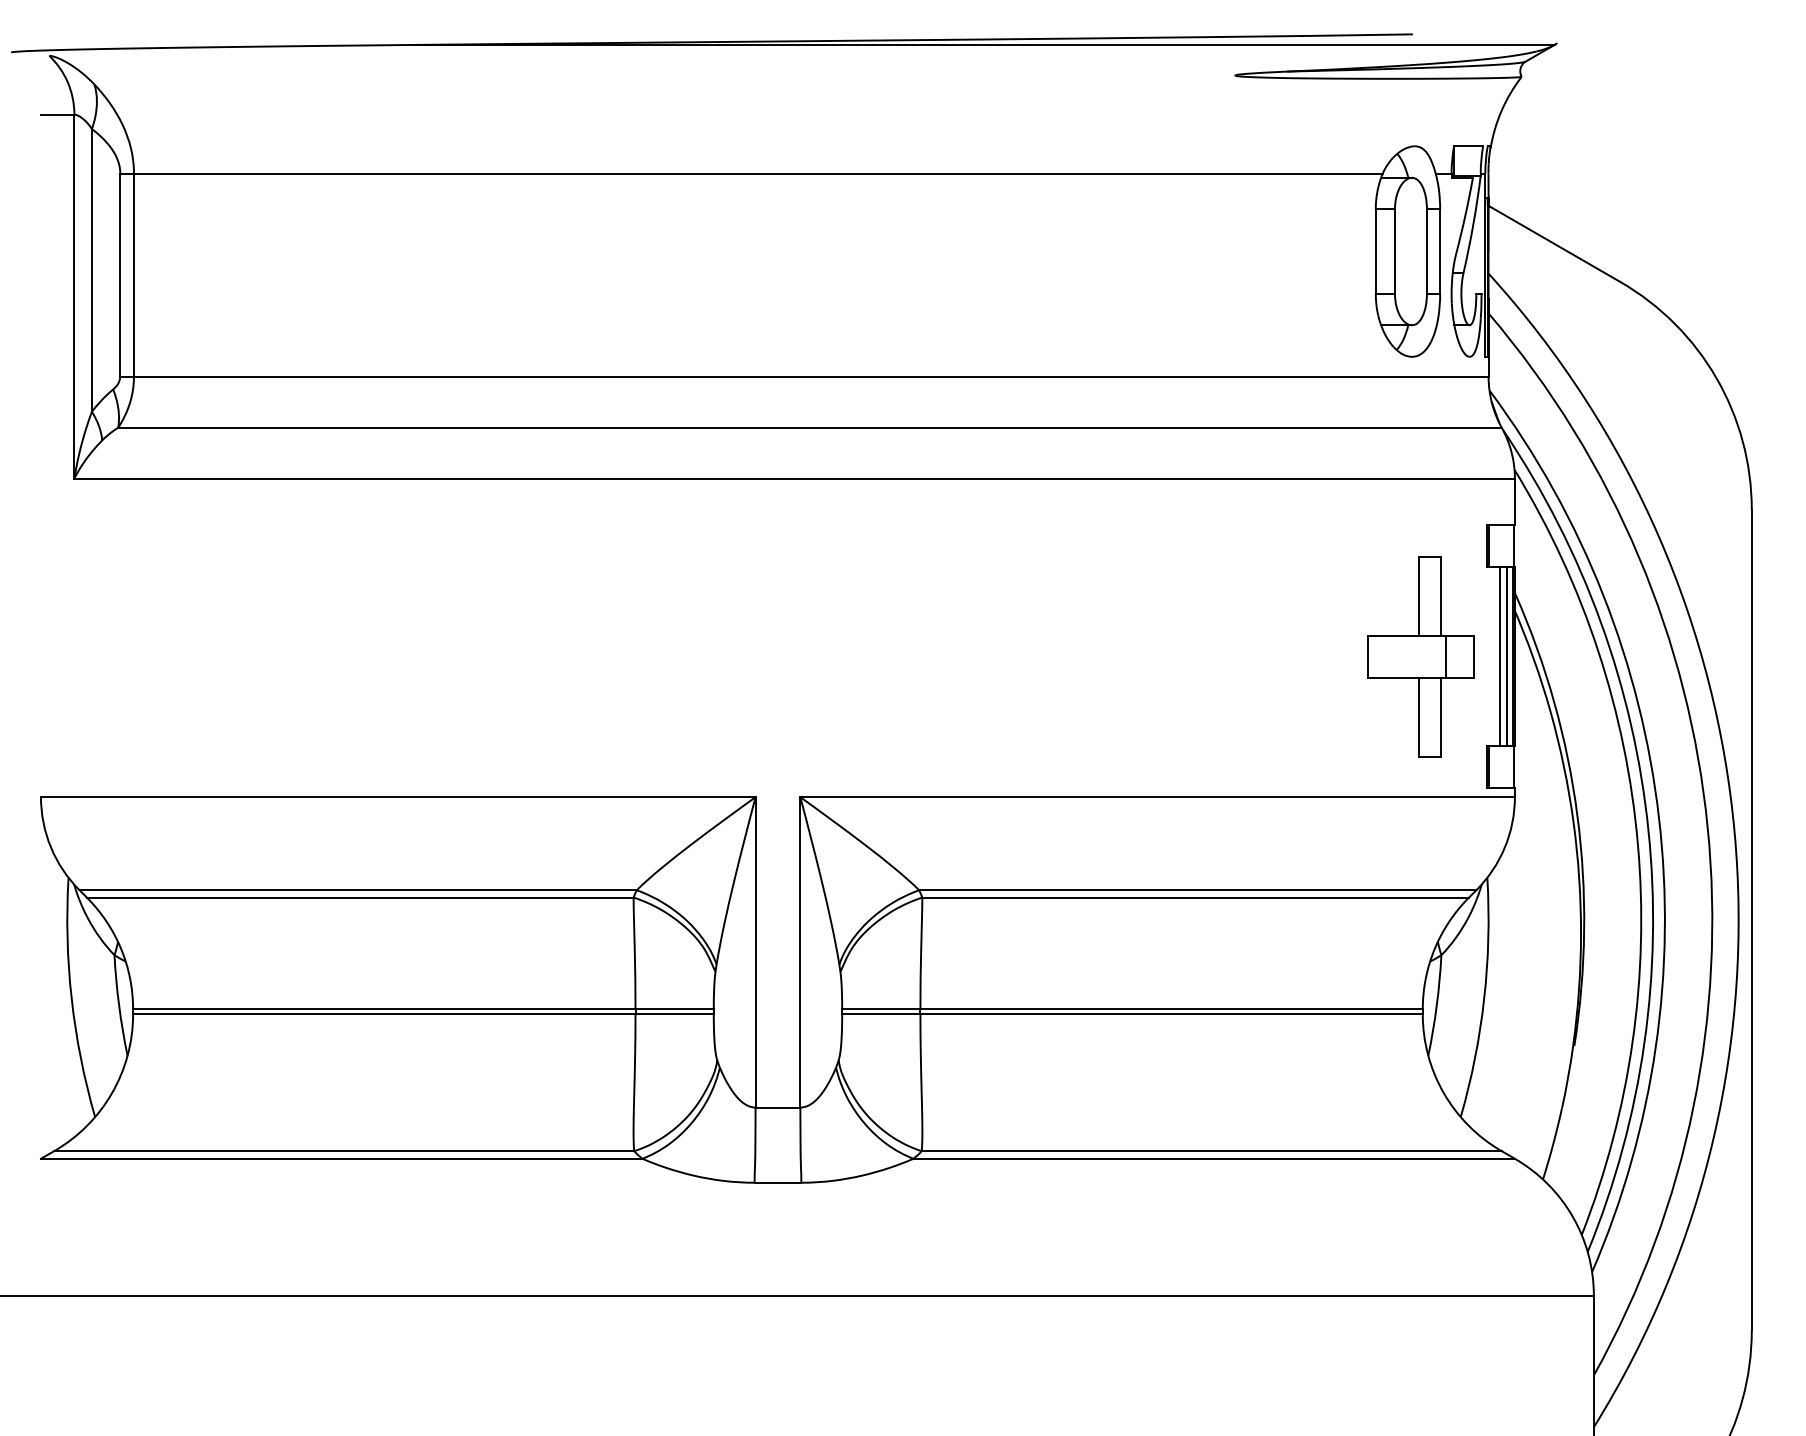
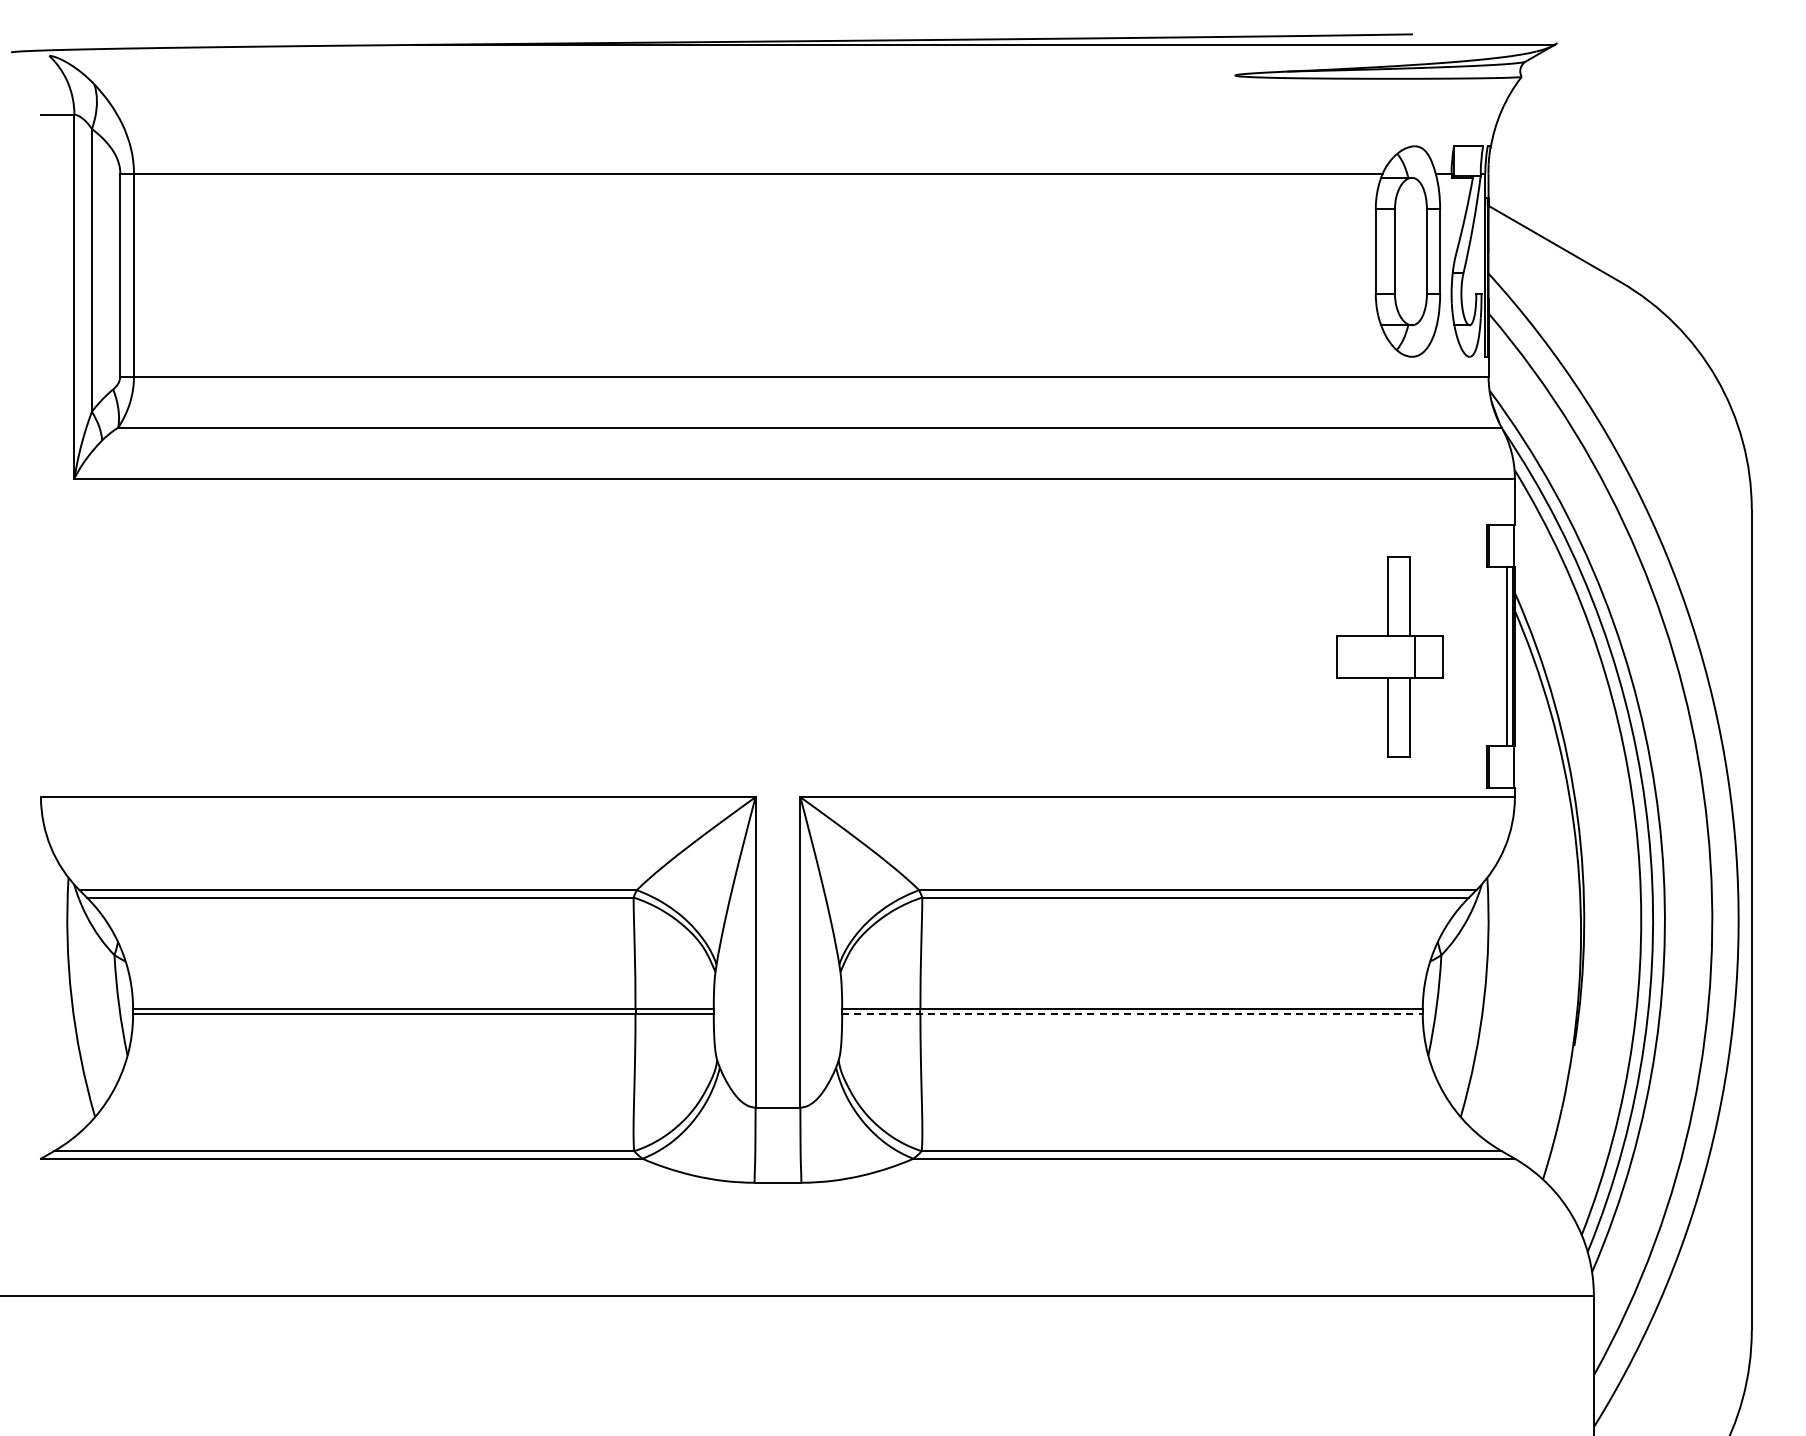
part position: (1420, 656) -> (1389, 656) (1389, 656)
line: present -> none (1500, 656)
line: solid -> dashed (1132, 1014)
